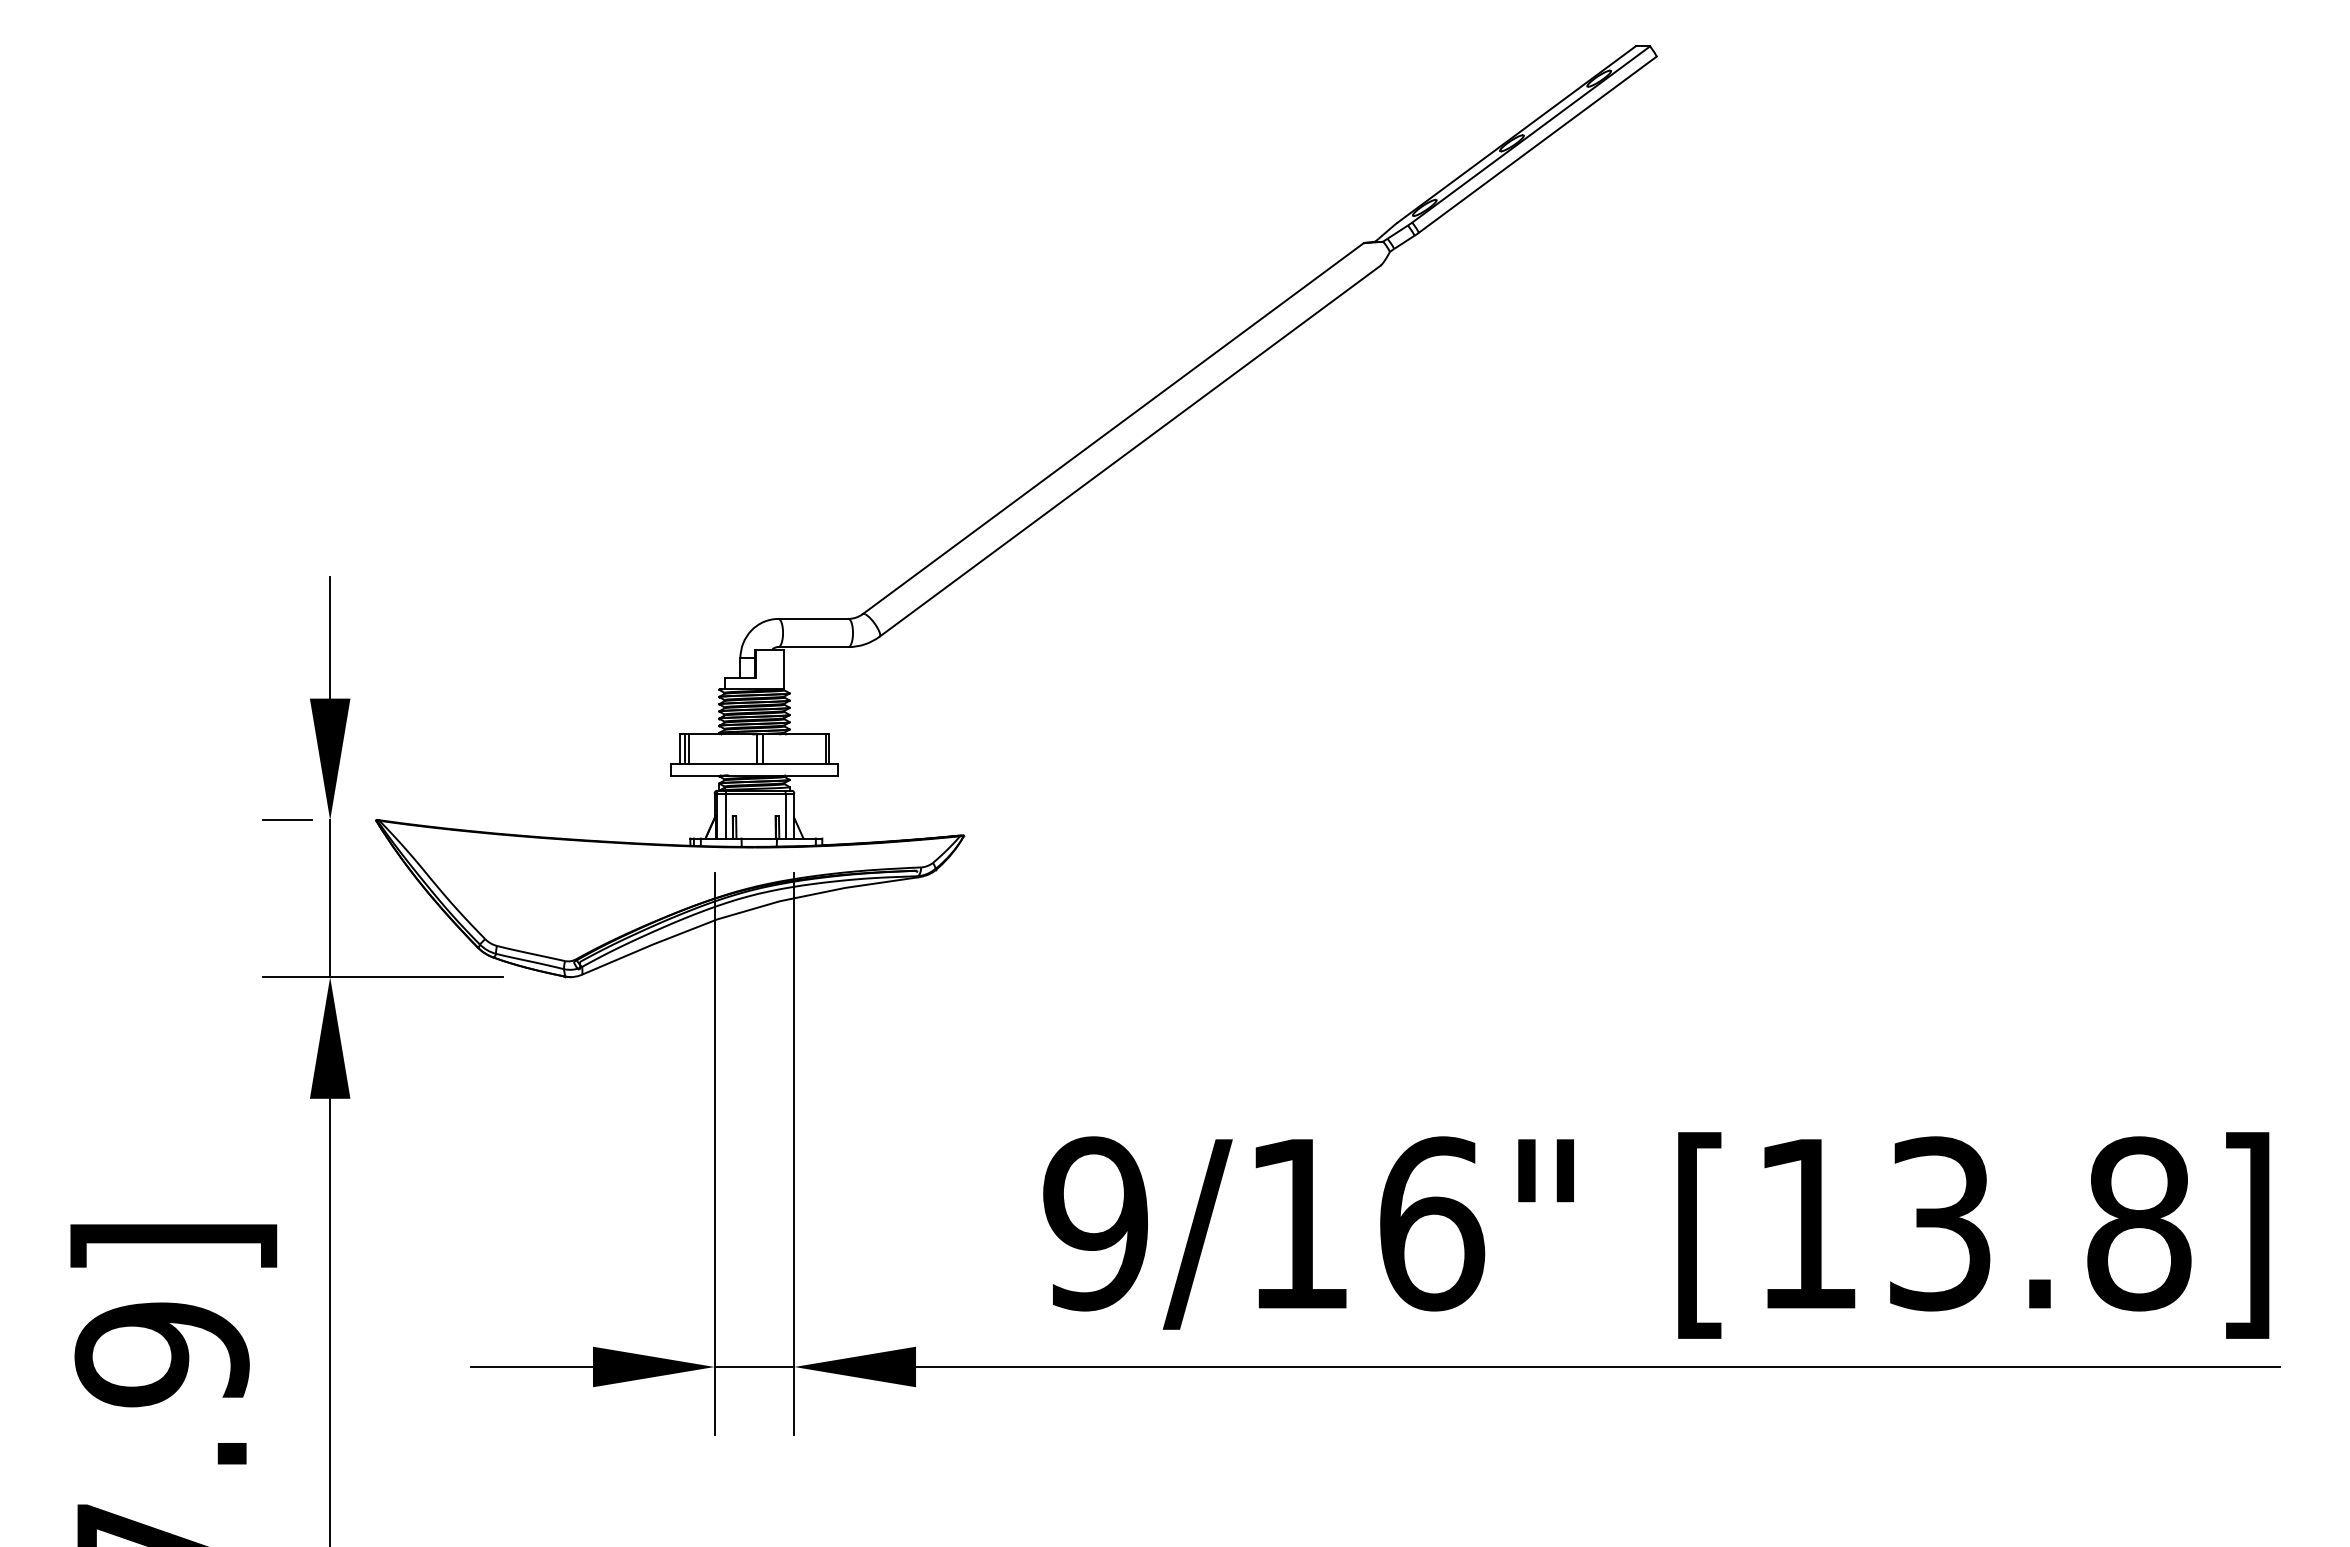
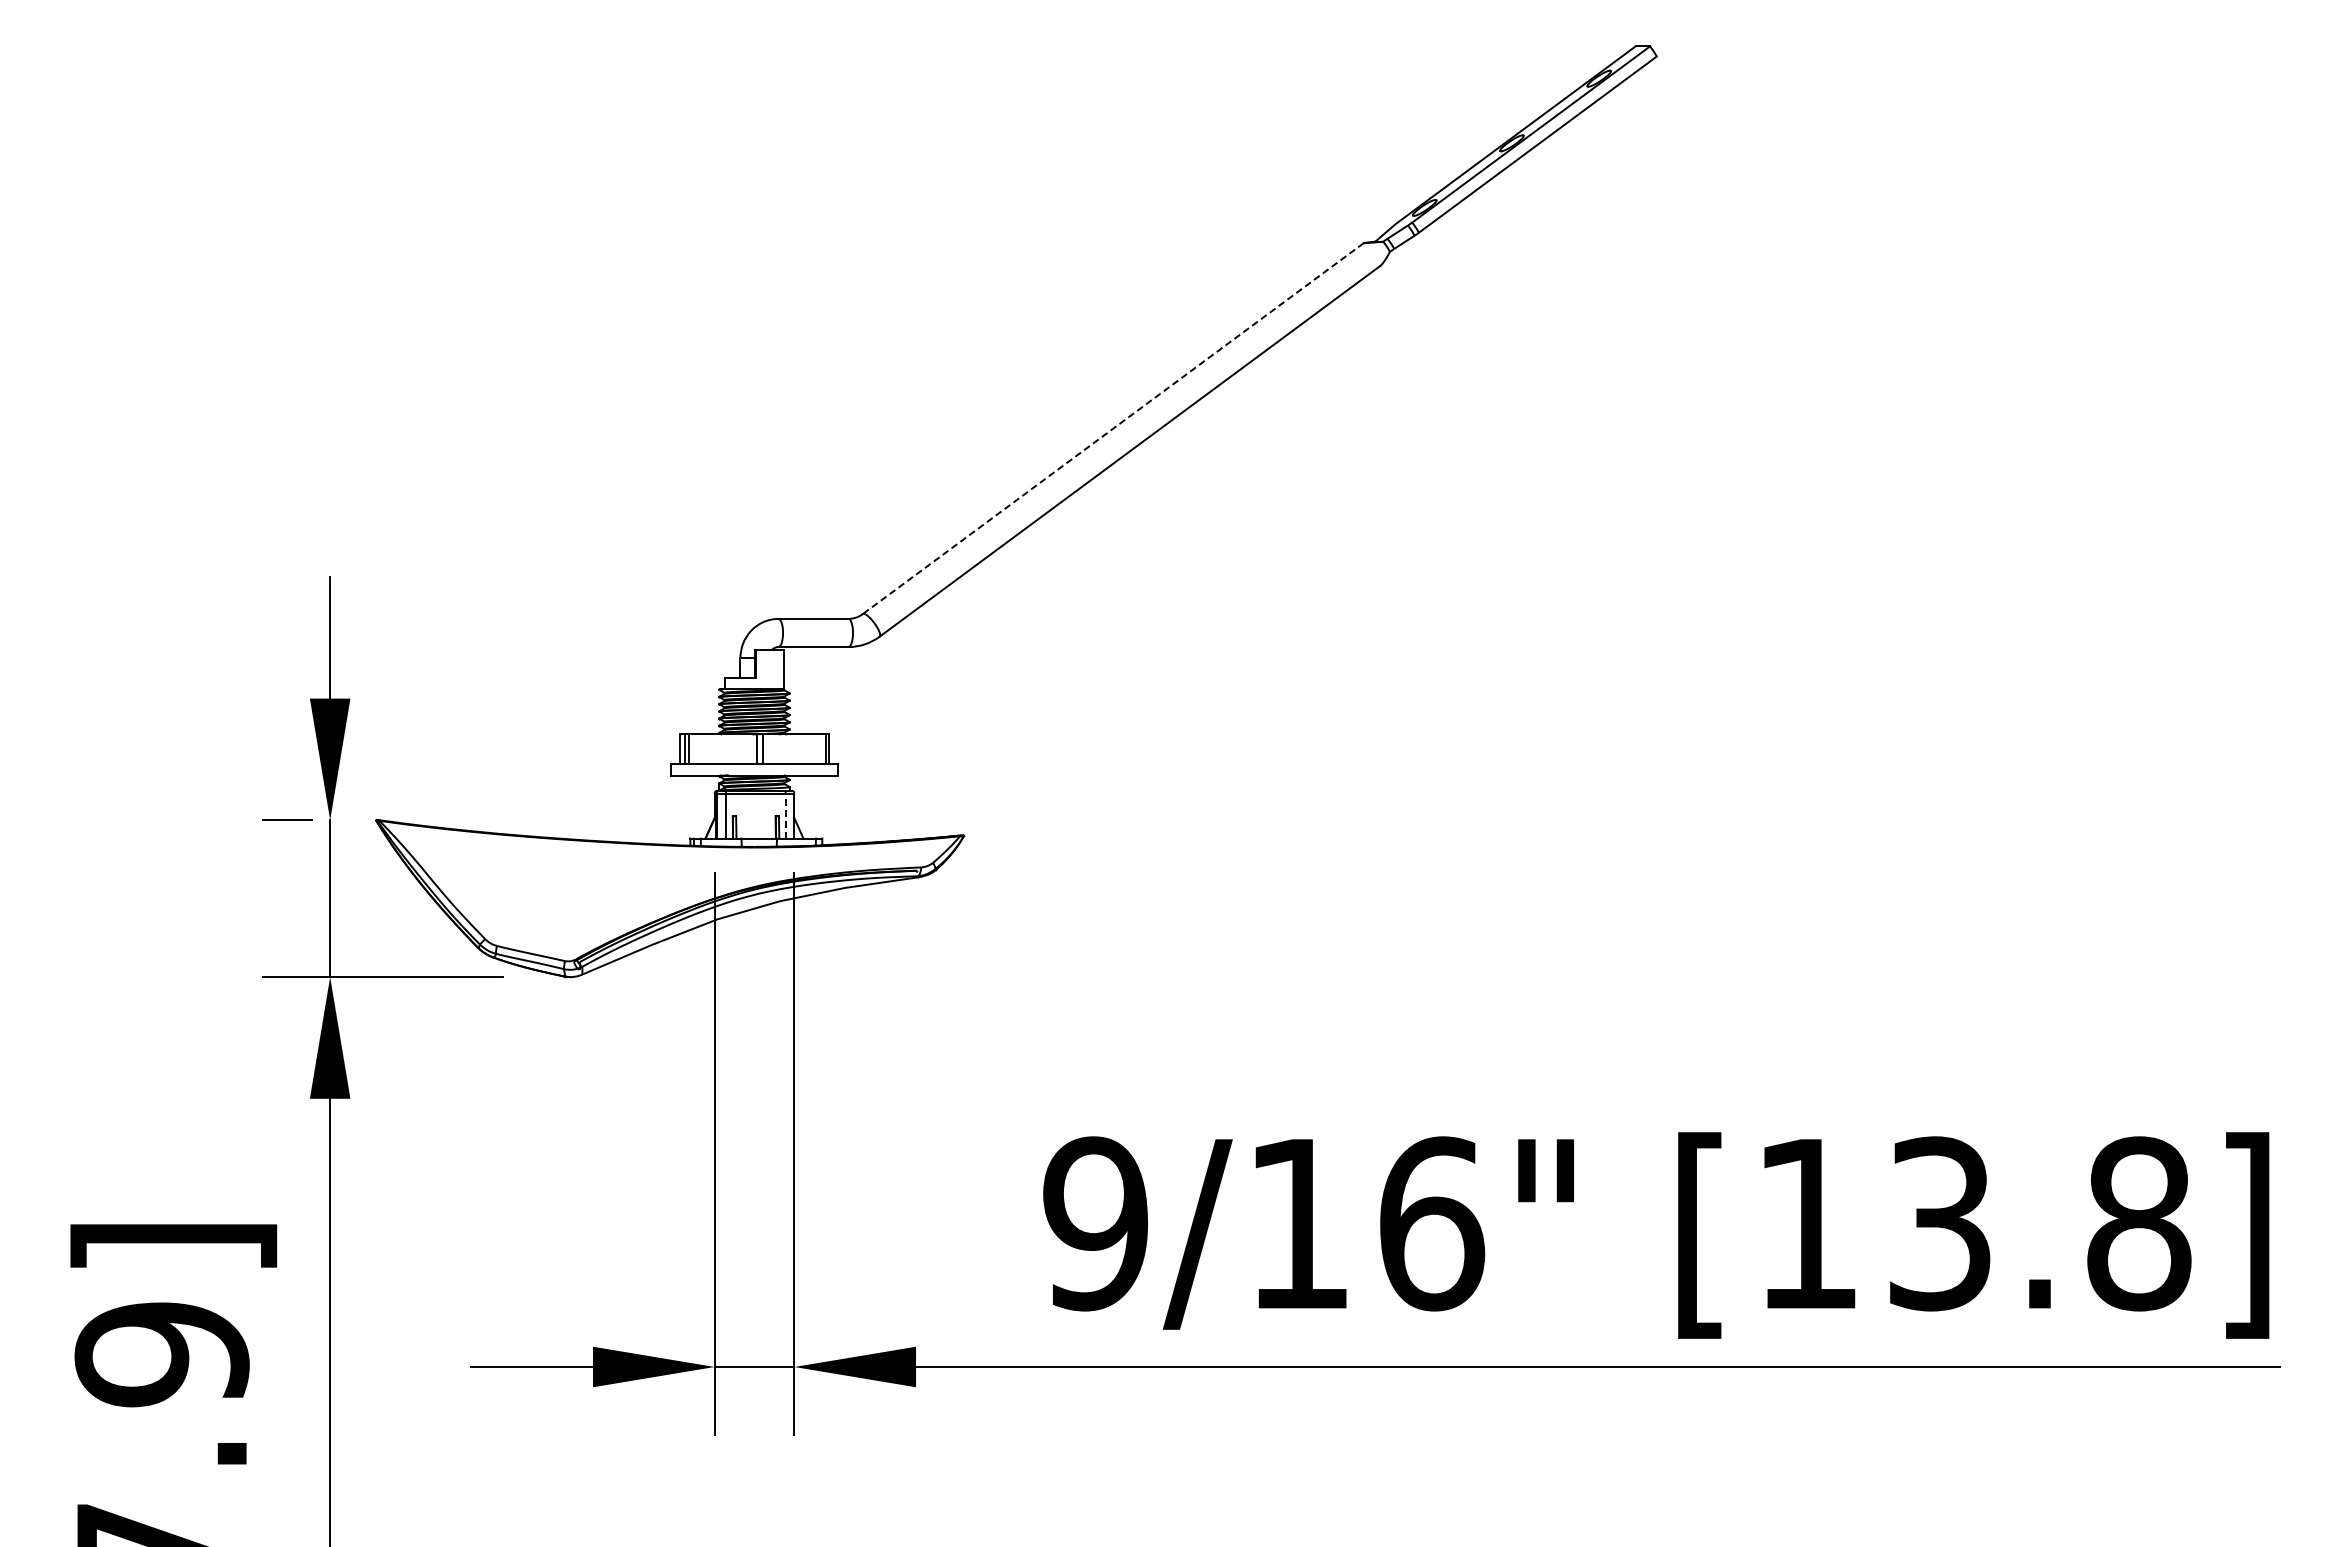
line: solid -> dashed (1113, 428)
line: solid -> dashed (785, 816)
